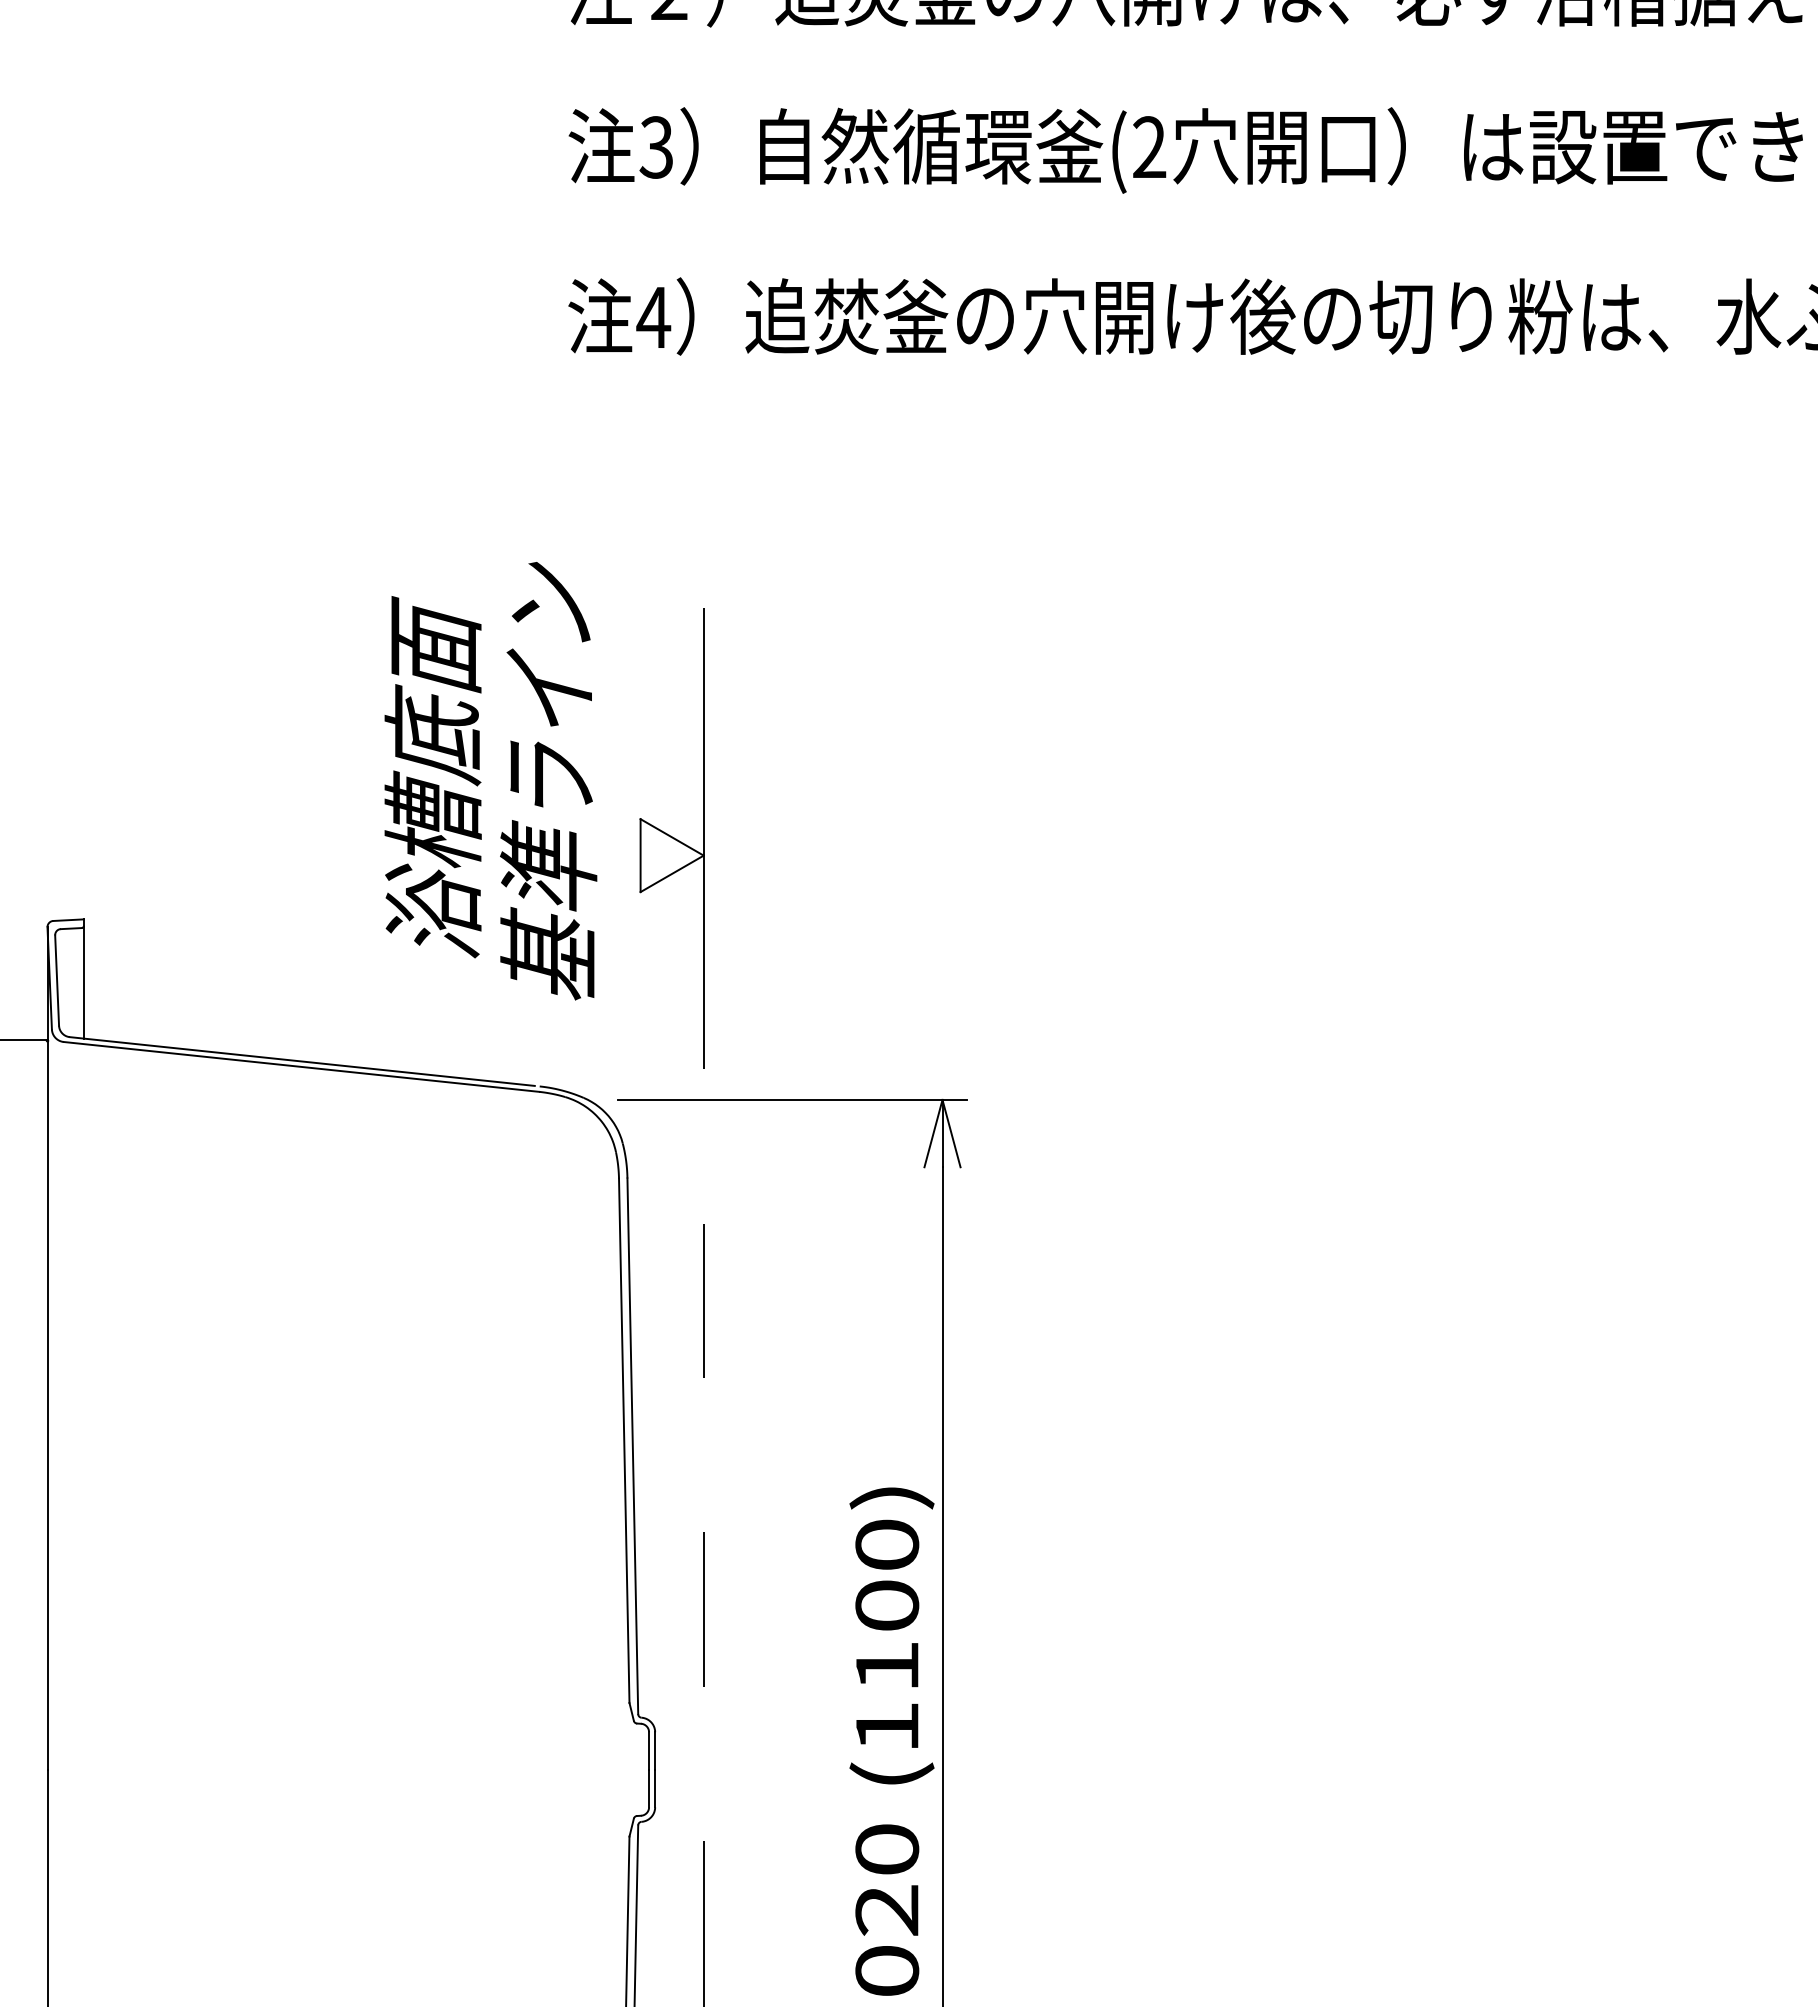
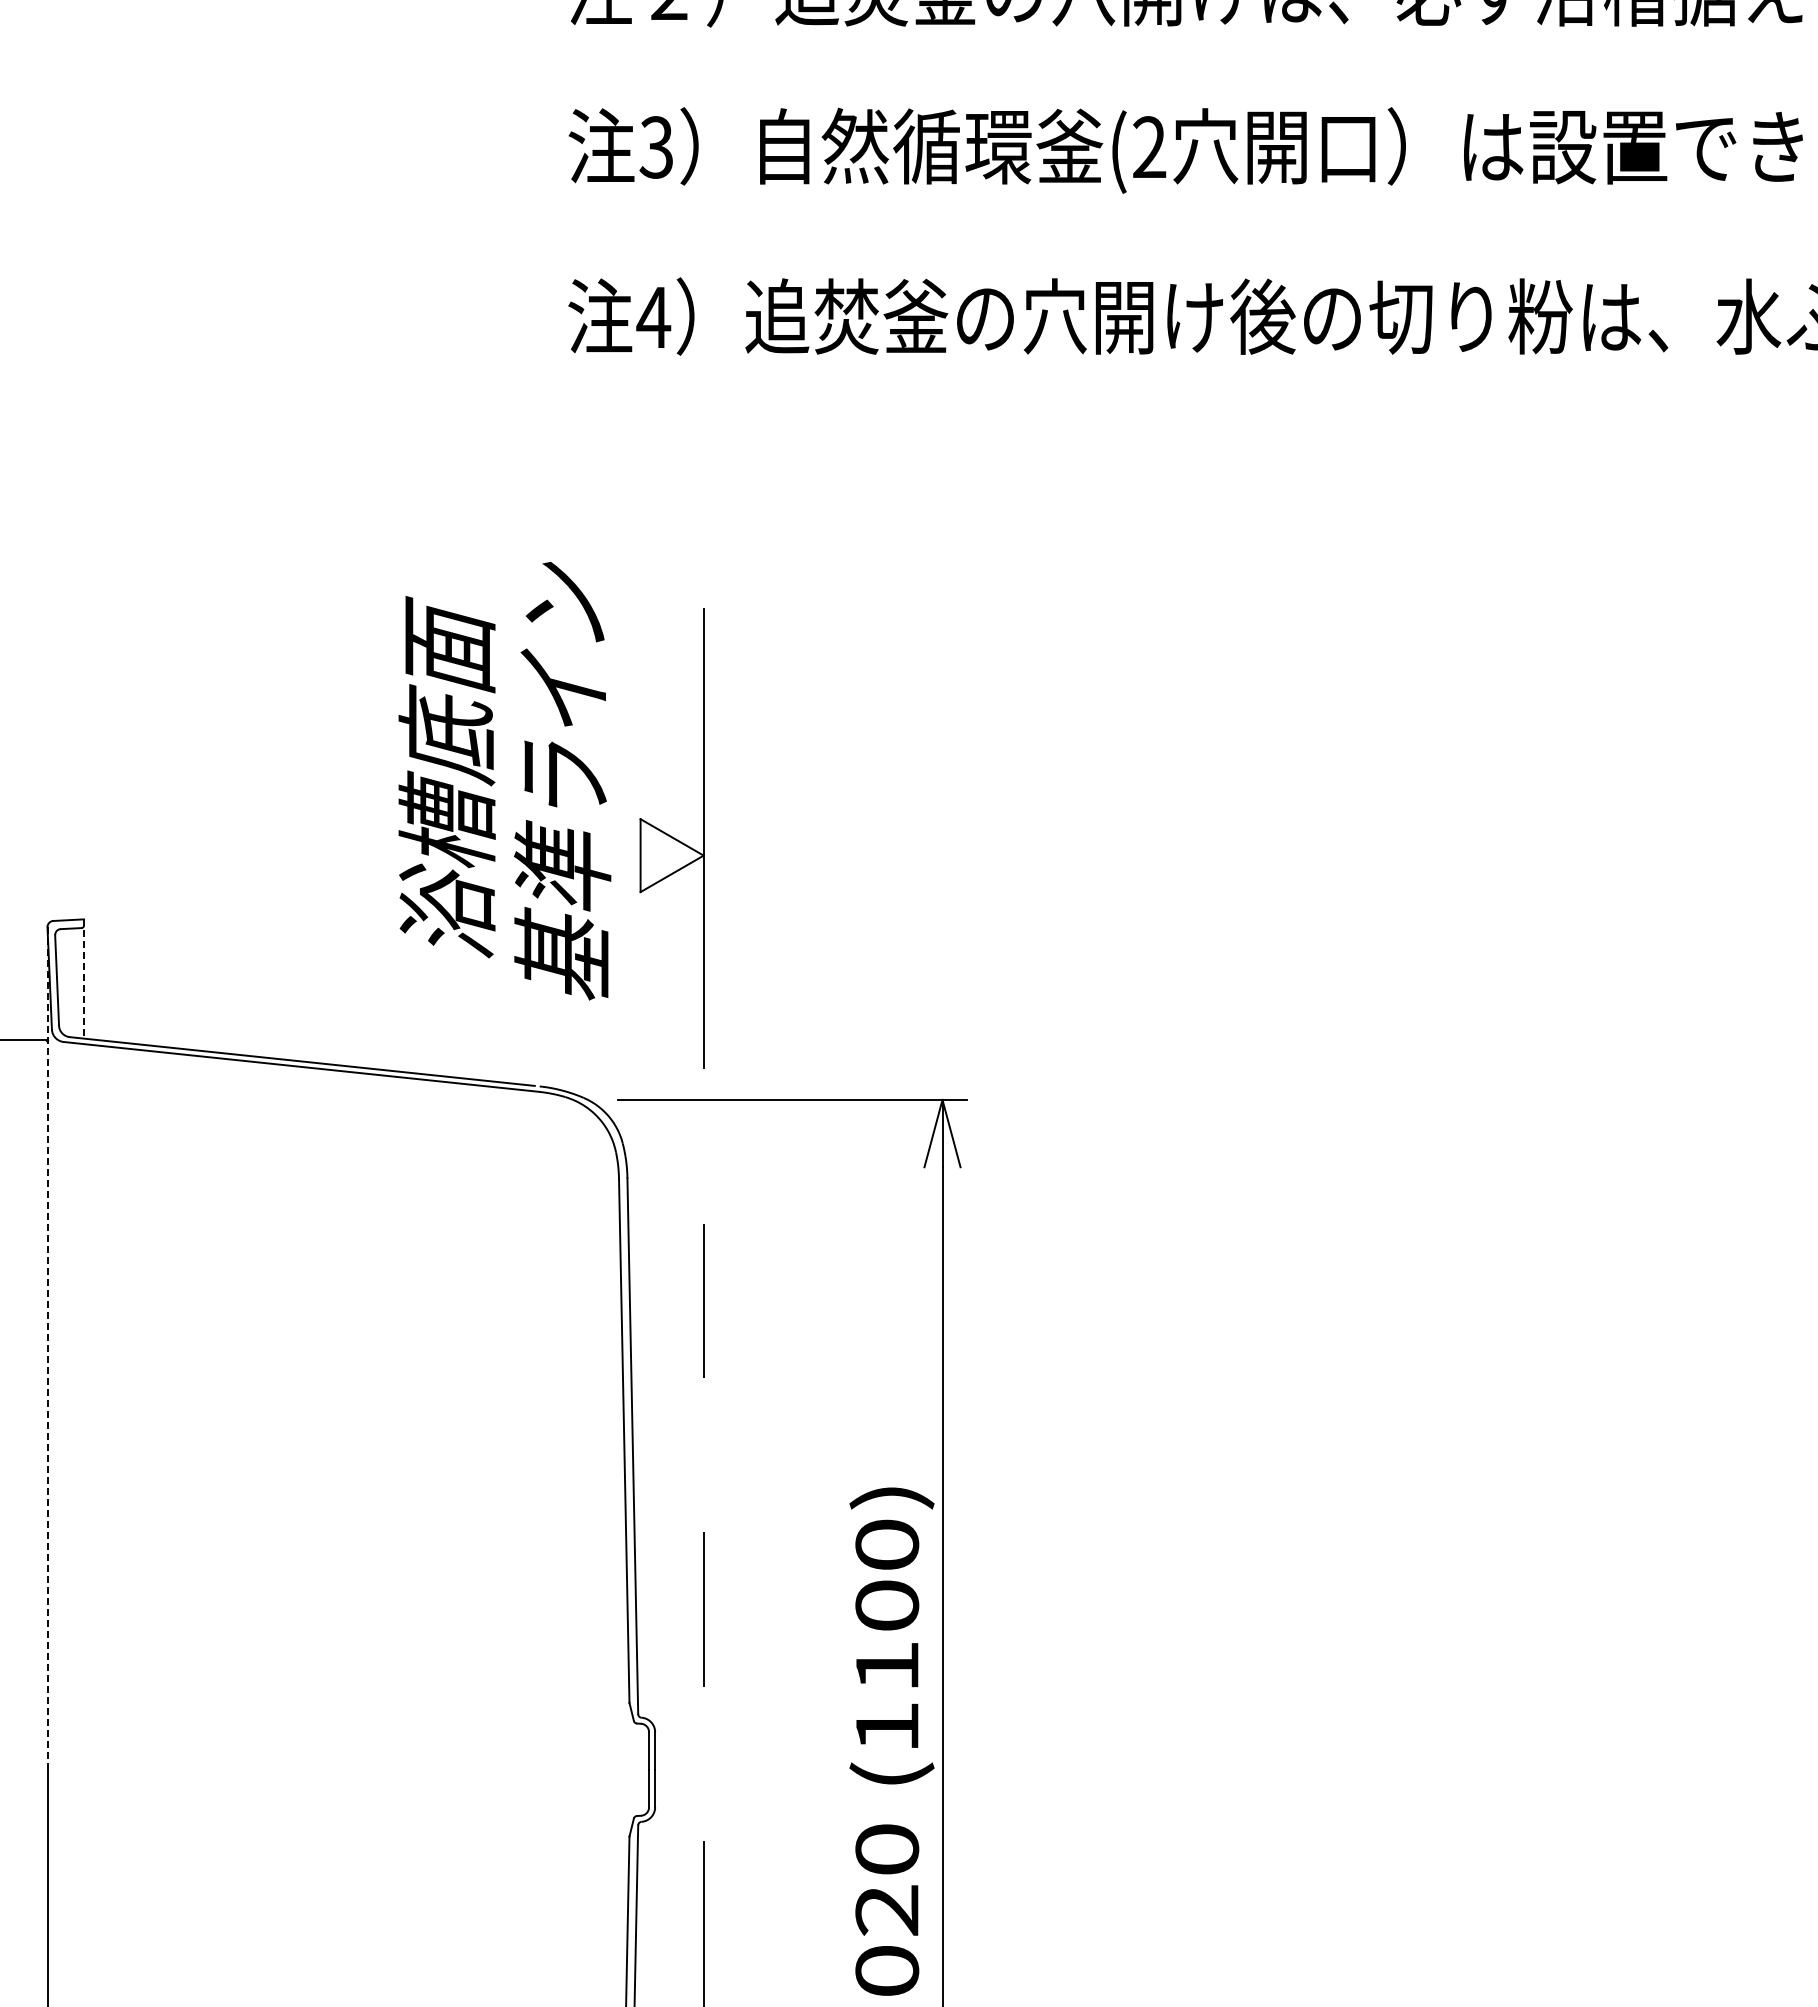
text position: (490, 781) -> (504, 781) (504, 781)
line: solid -> dashed (83, 979)
line: solid -> dashed (47, 1348)
